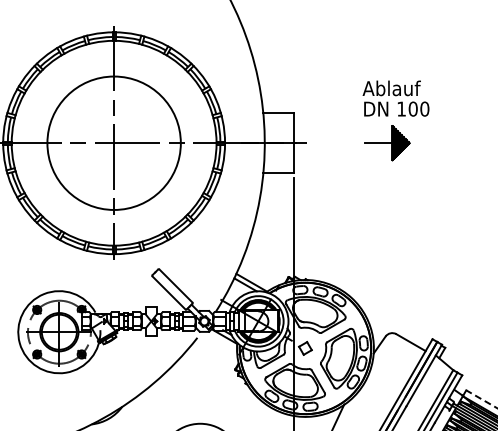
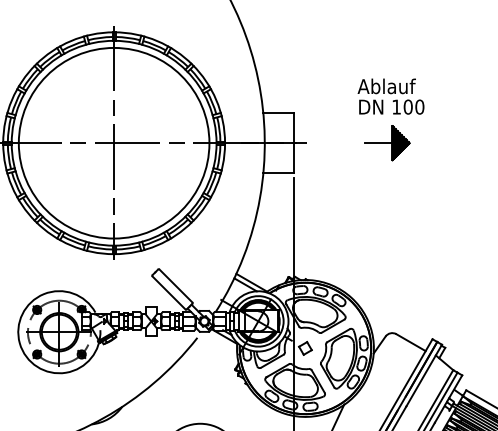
text position: (395, 98) -> (390, 96) (390, 96)
circle diameter: 133 px -> 191 px (113, 142)
line: dashed -> solid (481, 399)
